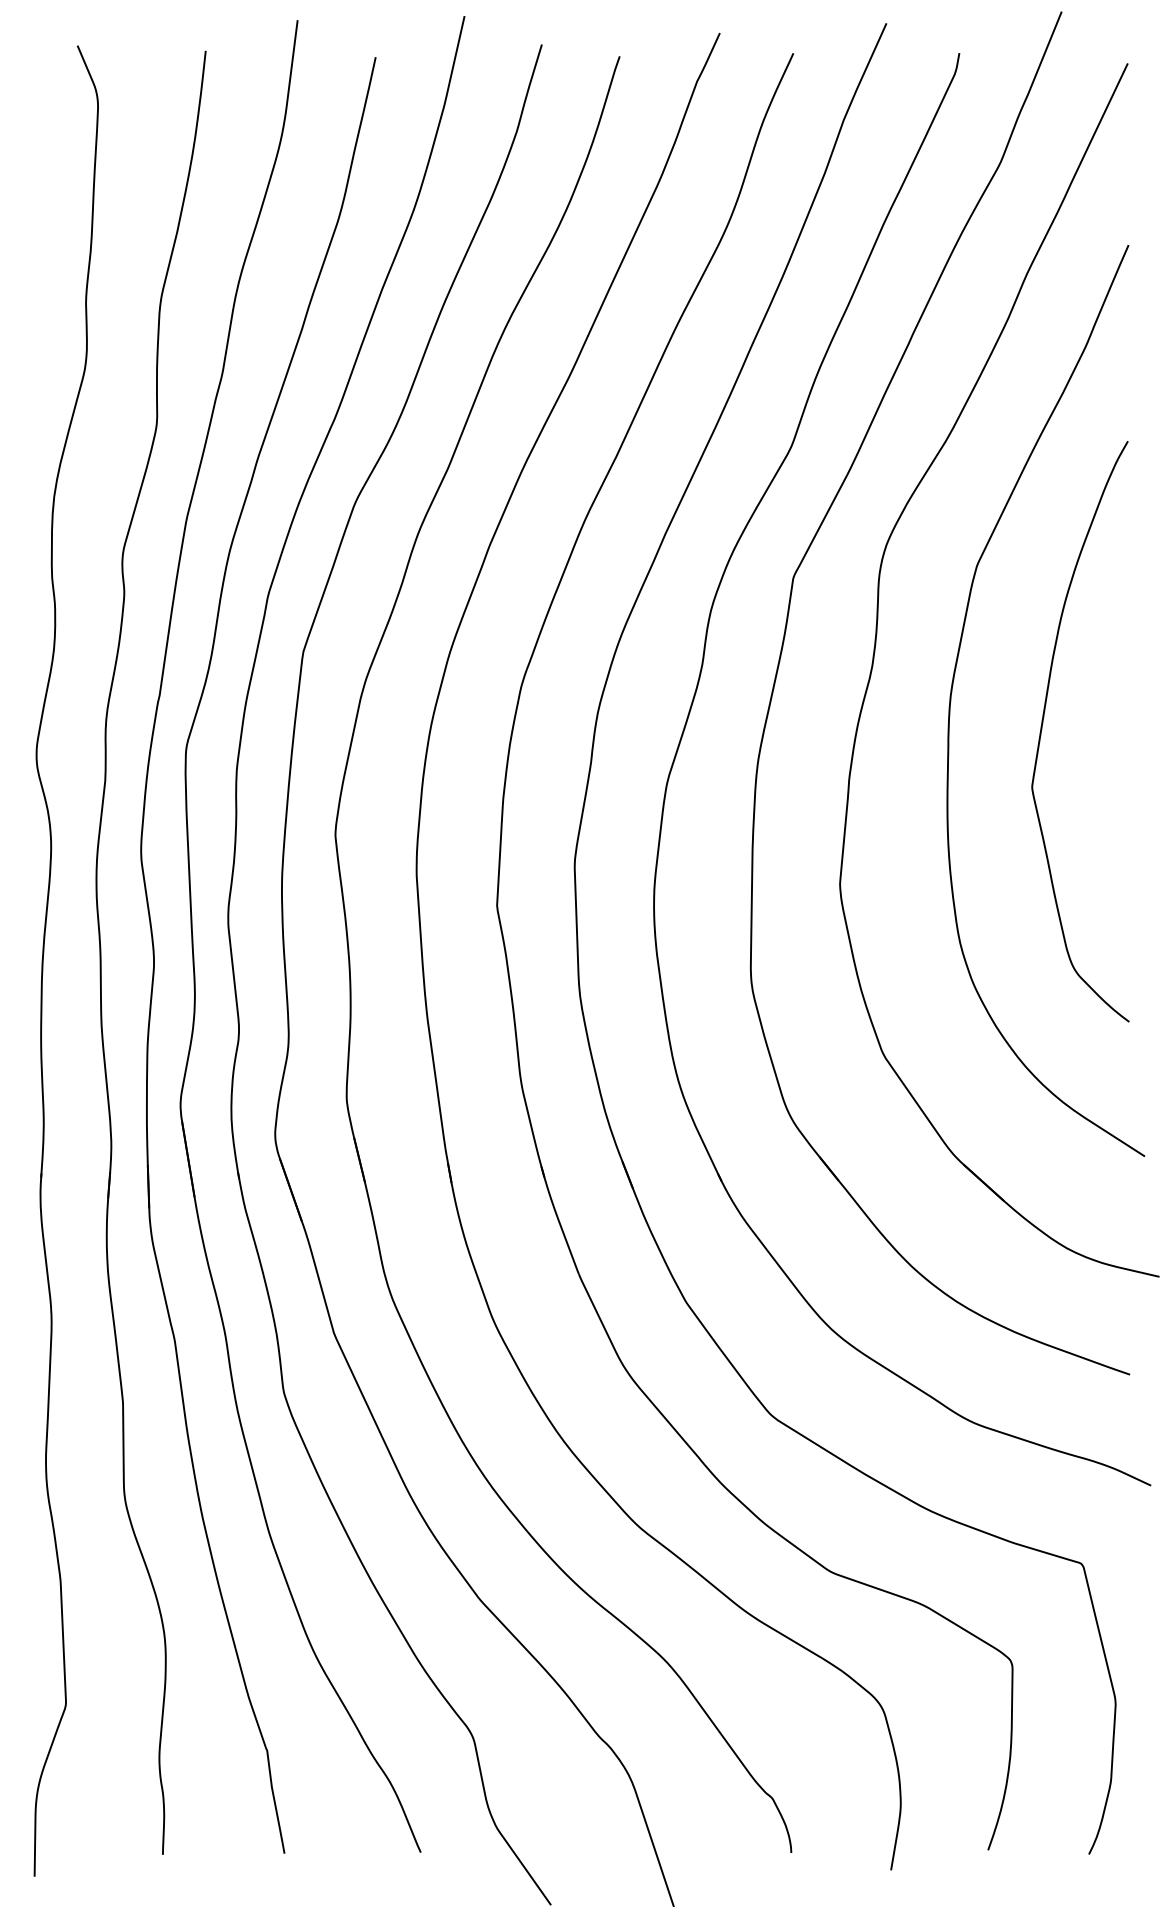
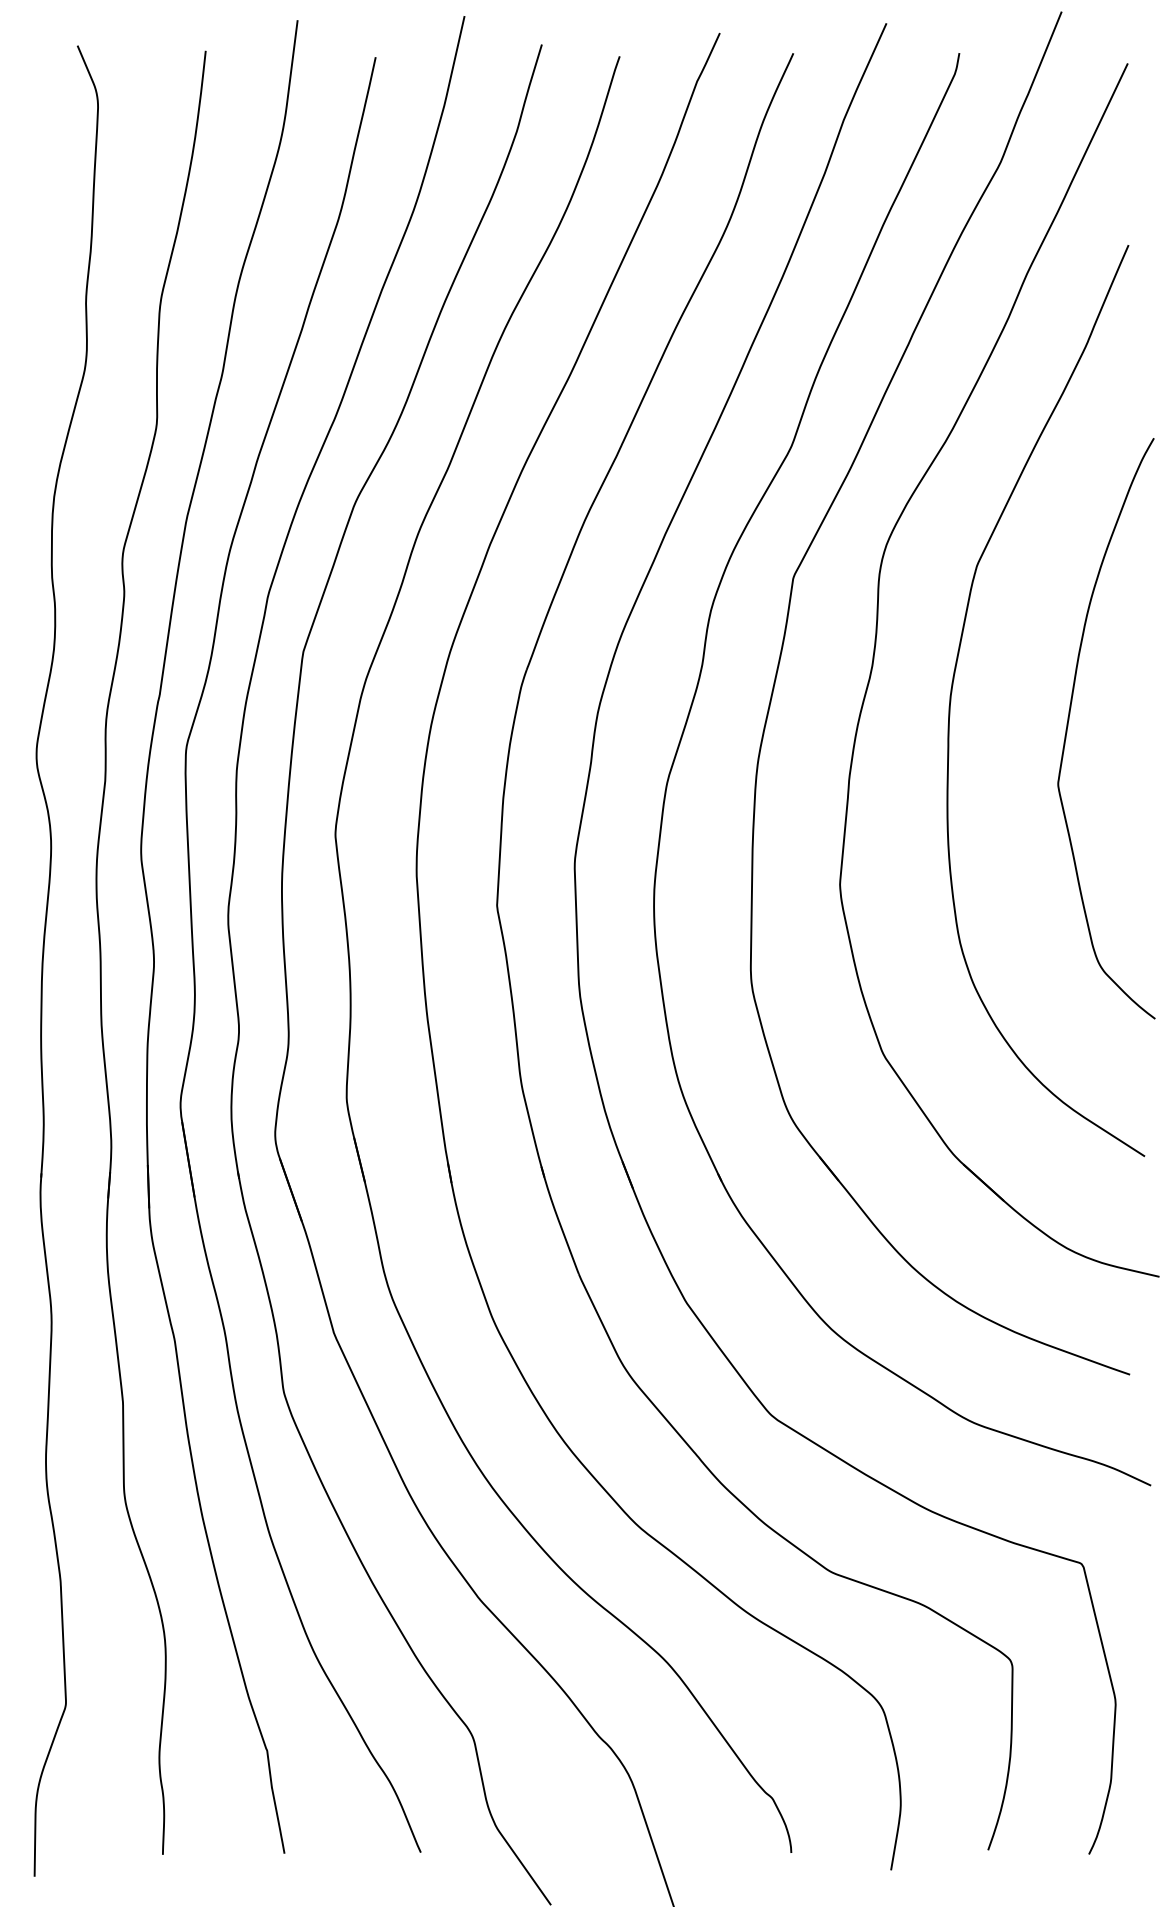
curve position: (1043, 723) -> (1069, 720) (1069, 720)
